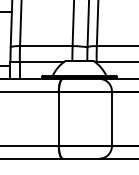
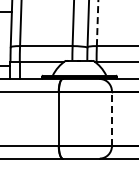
line: solid -> dashed (97, 23)
line: solid -> dashed (111, 118)
